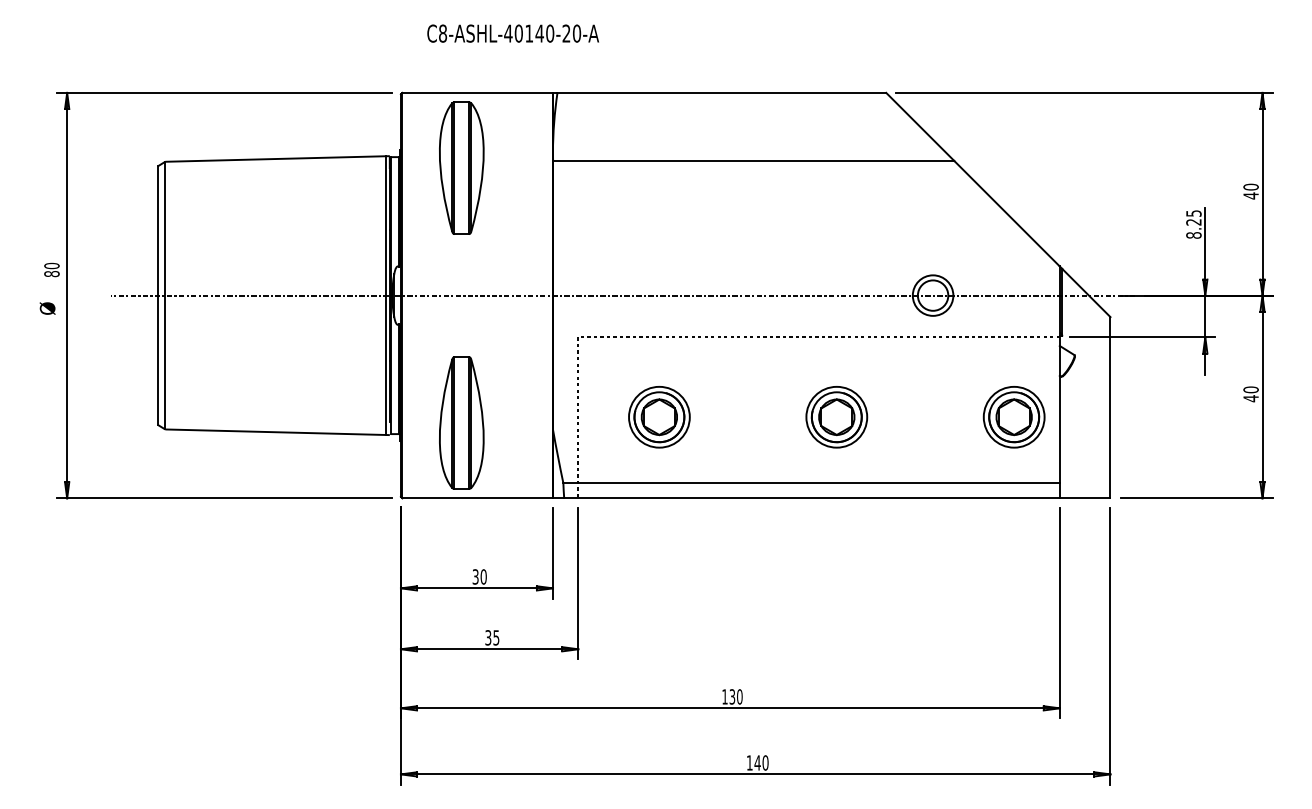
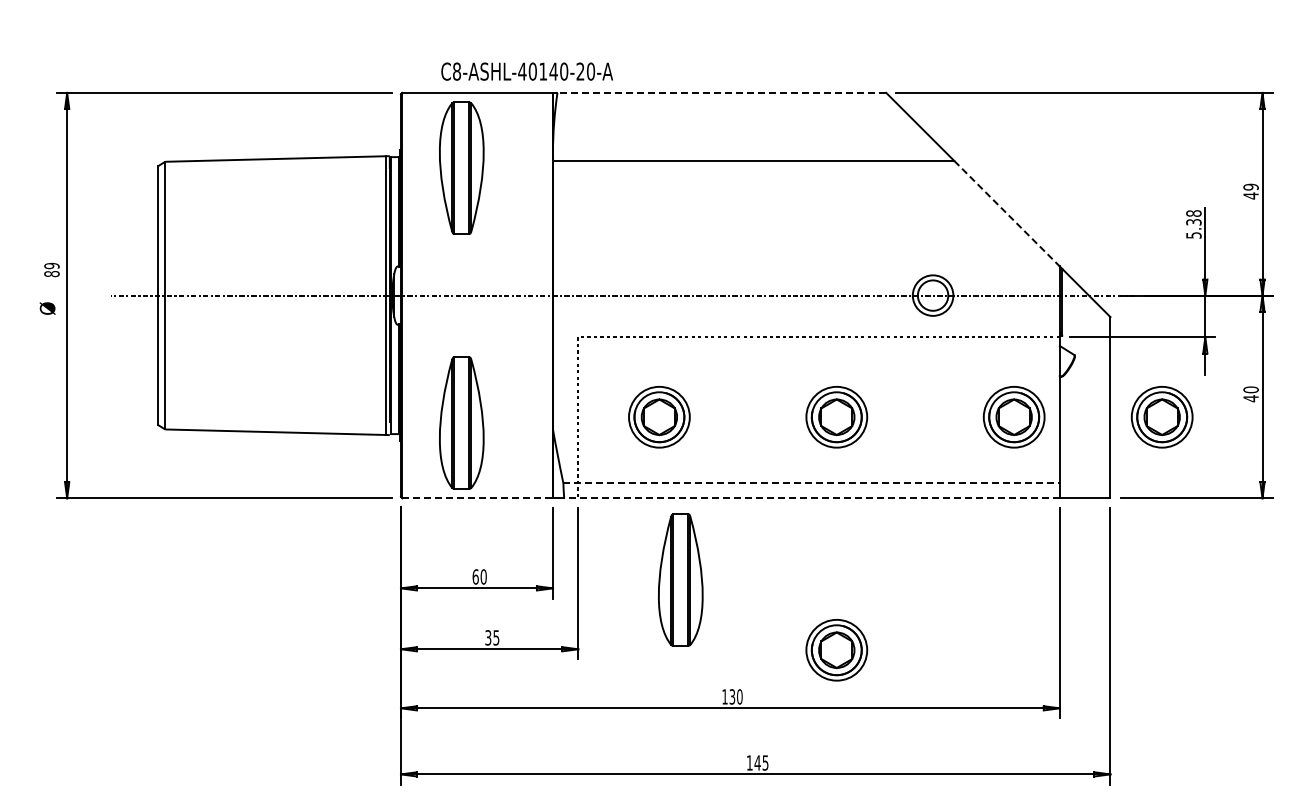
text position: (512, 33) -> (526, 71) (526, 71)
line: solid -> dashed (721, 92)
text: 40 -> 49 (1250, 186)
line: solid -> dashed (1007, 213)
text: 8.25 -> 5.38 (1193, 224)
text: 80 -> 89 (51, 266)
part: none -> present (1161, 417)
line: solid -> dashed (812, 483)
line: solid -> dashed (478, 498)
line: solid -> dashed (812, 498)
text: 30 -> 60 (475, 576)
part: none -> present (680, 579)
part: none -> present (836, 650)
text: 140 -> 145 (765, 762)
